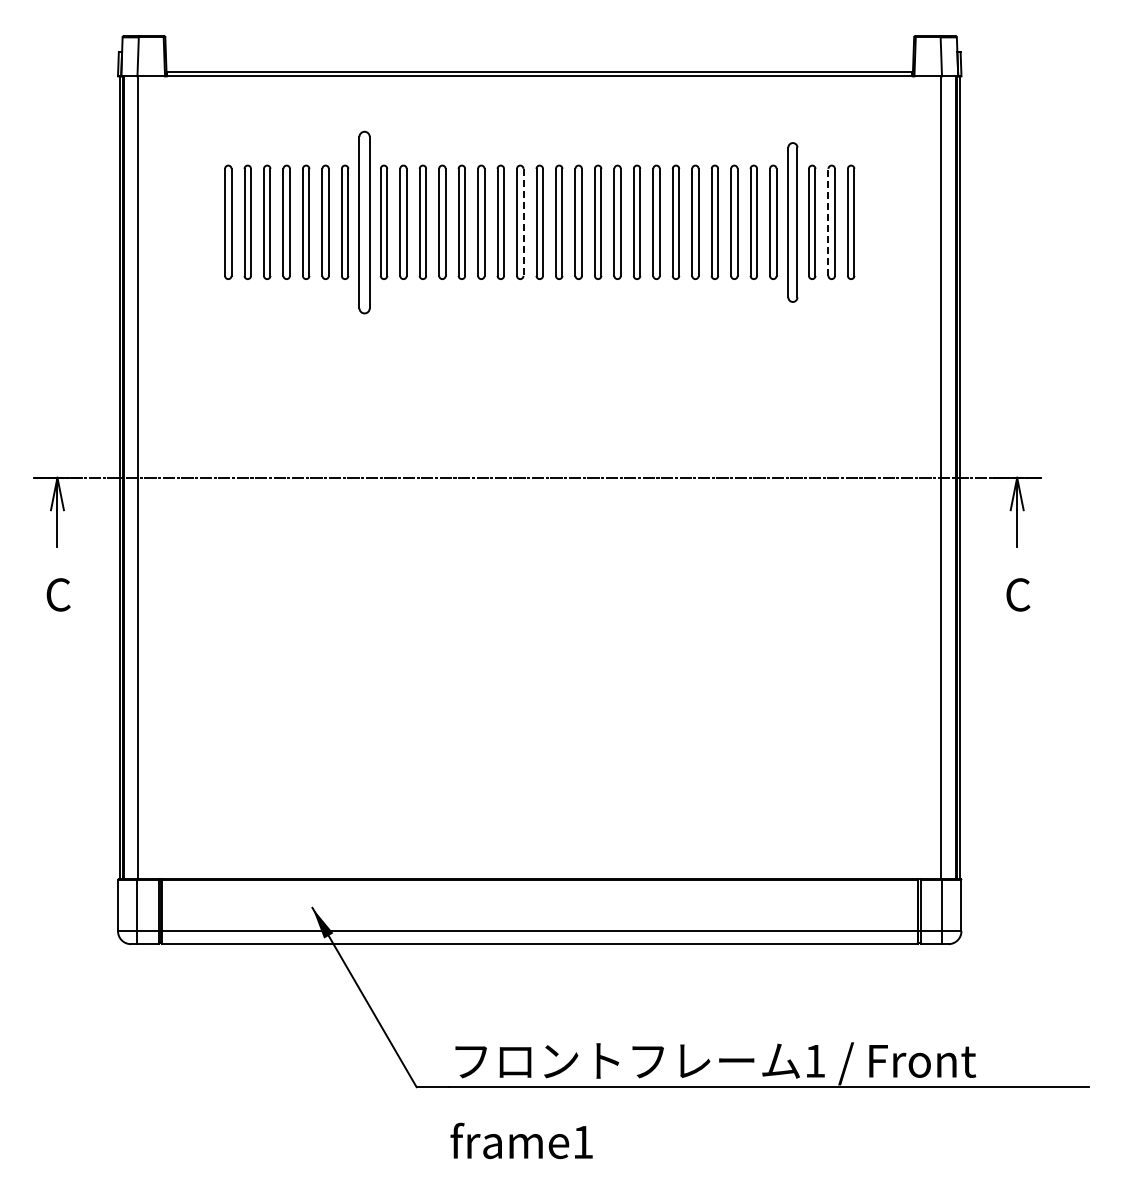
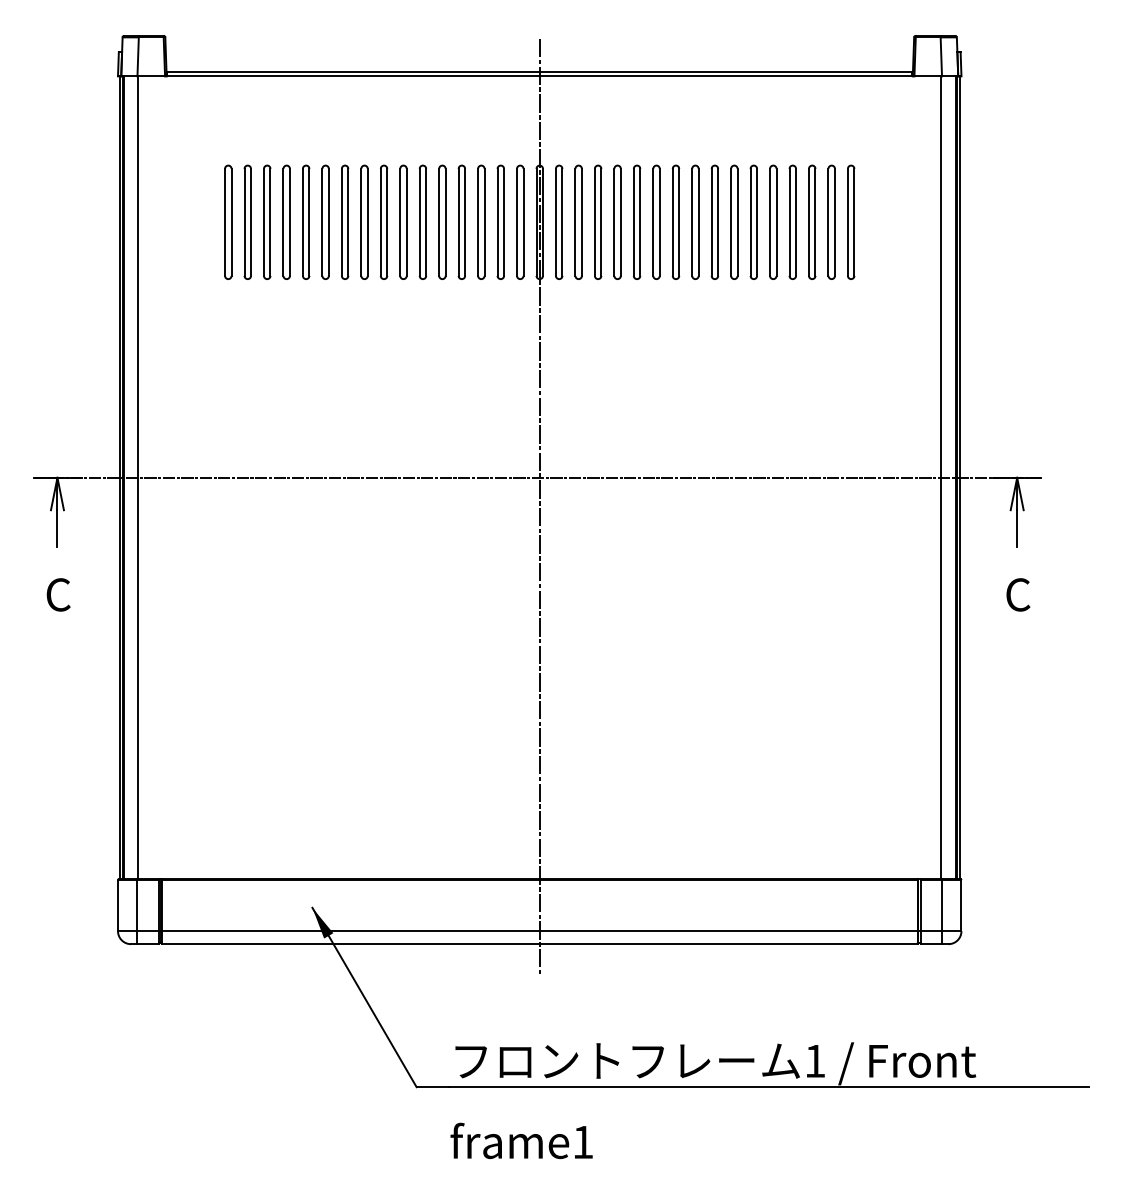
part size: 13x185 px -> 9x116 px (364, 221)
line: dashed -> solid (523, 222)
part size: 12x161 px -> 9x116 px (792, 221)
line: dashed -> solid (828, 222)
line: none -> present (539, 507)
